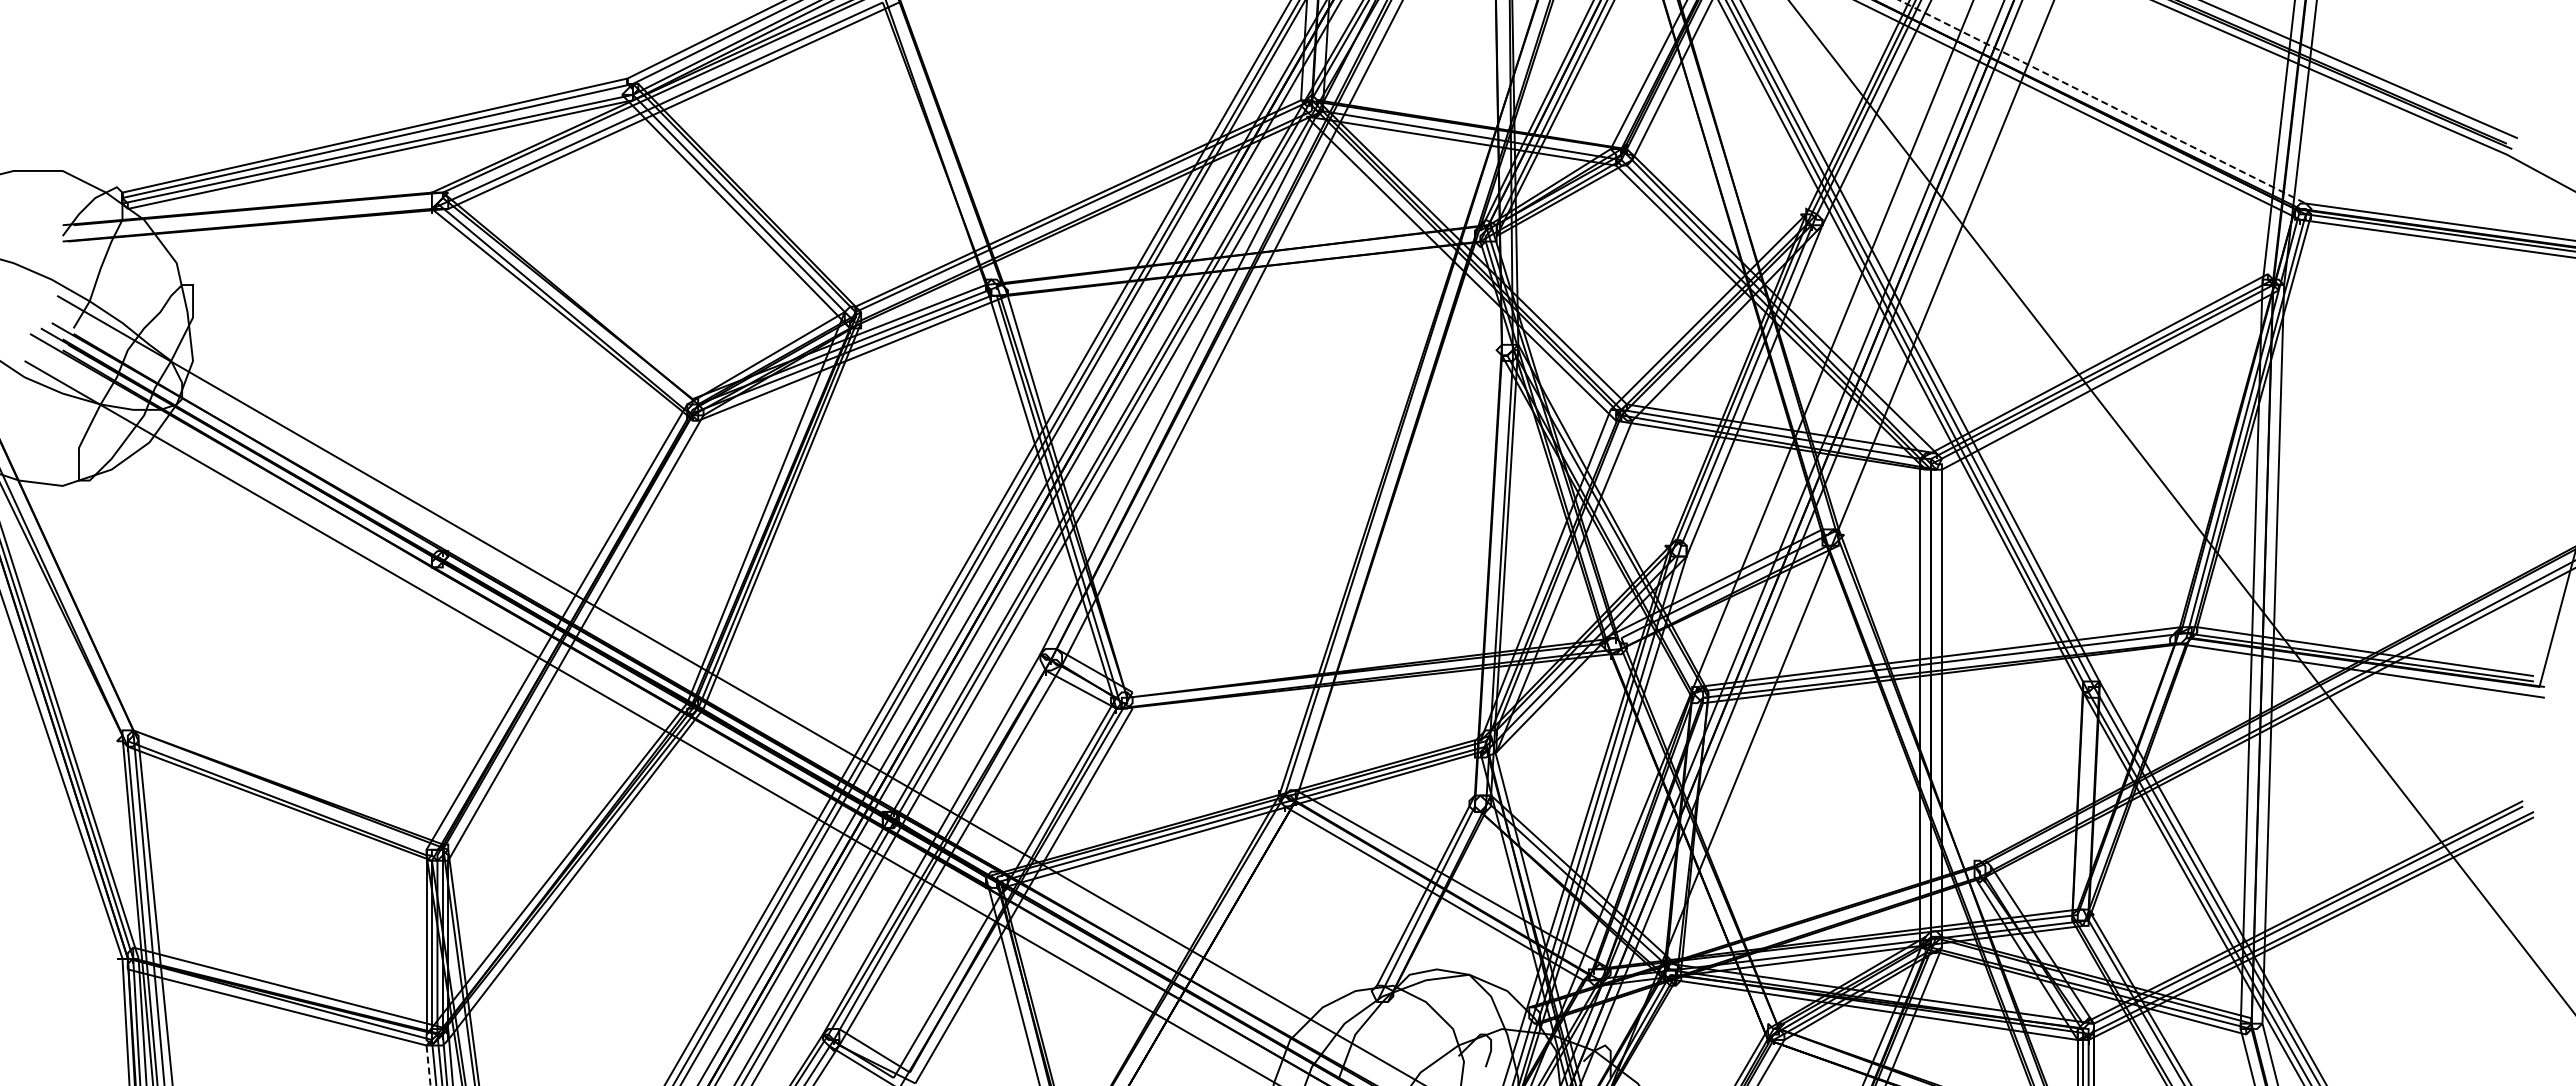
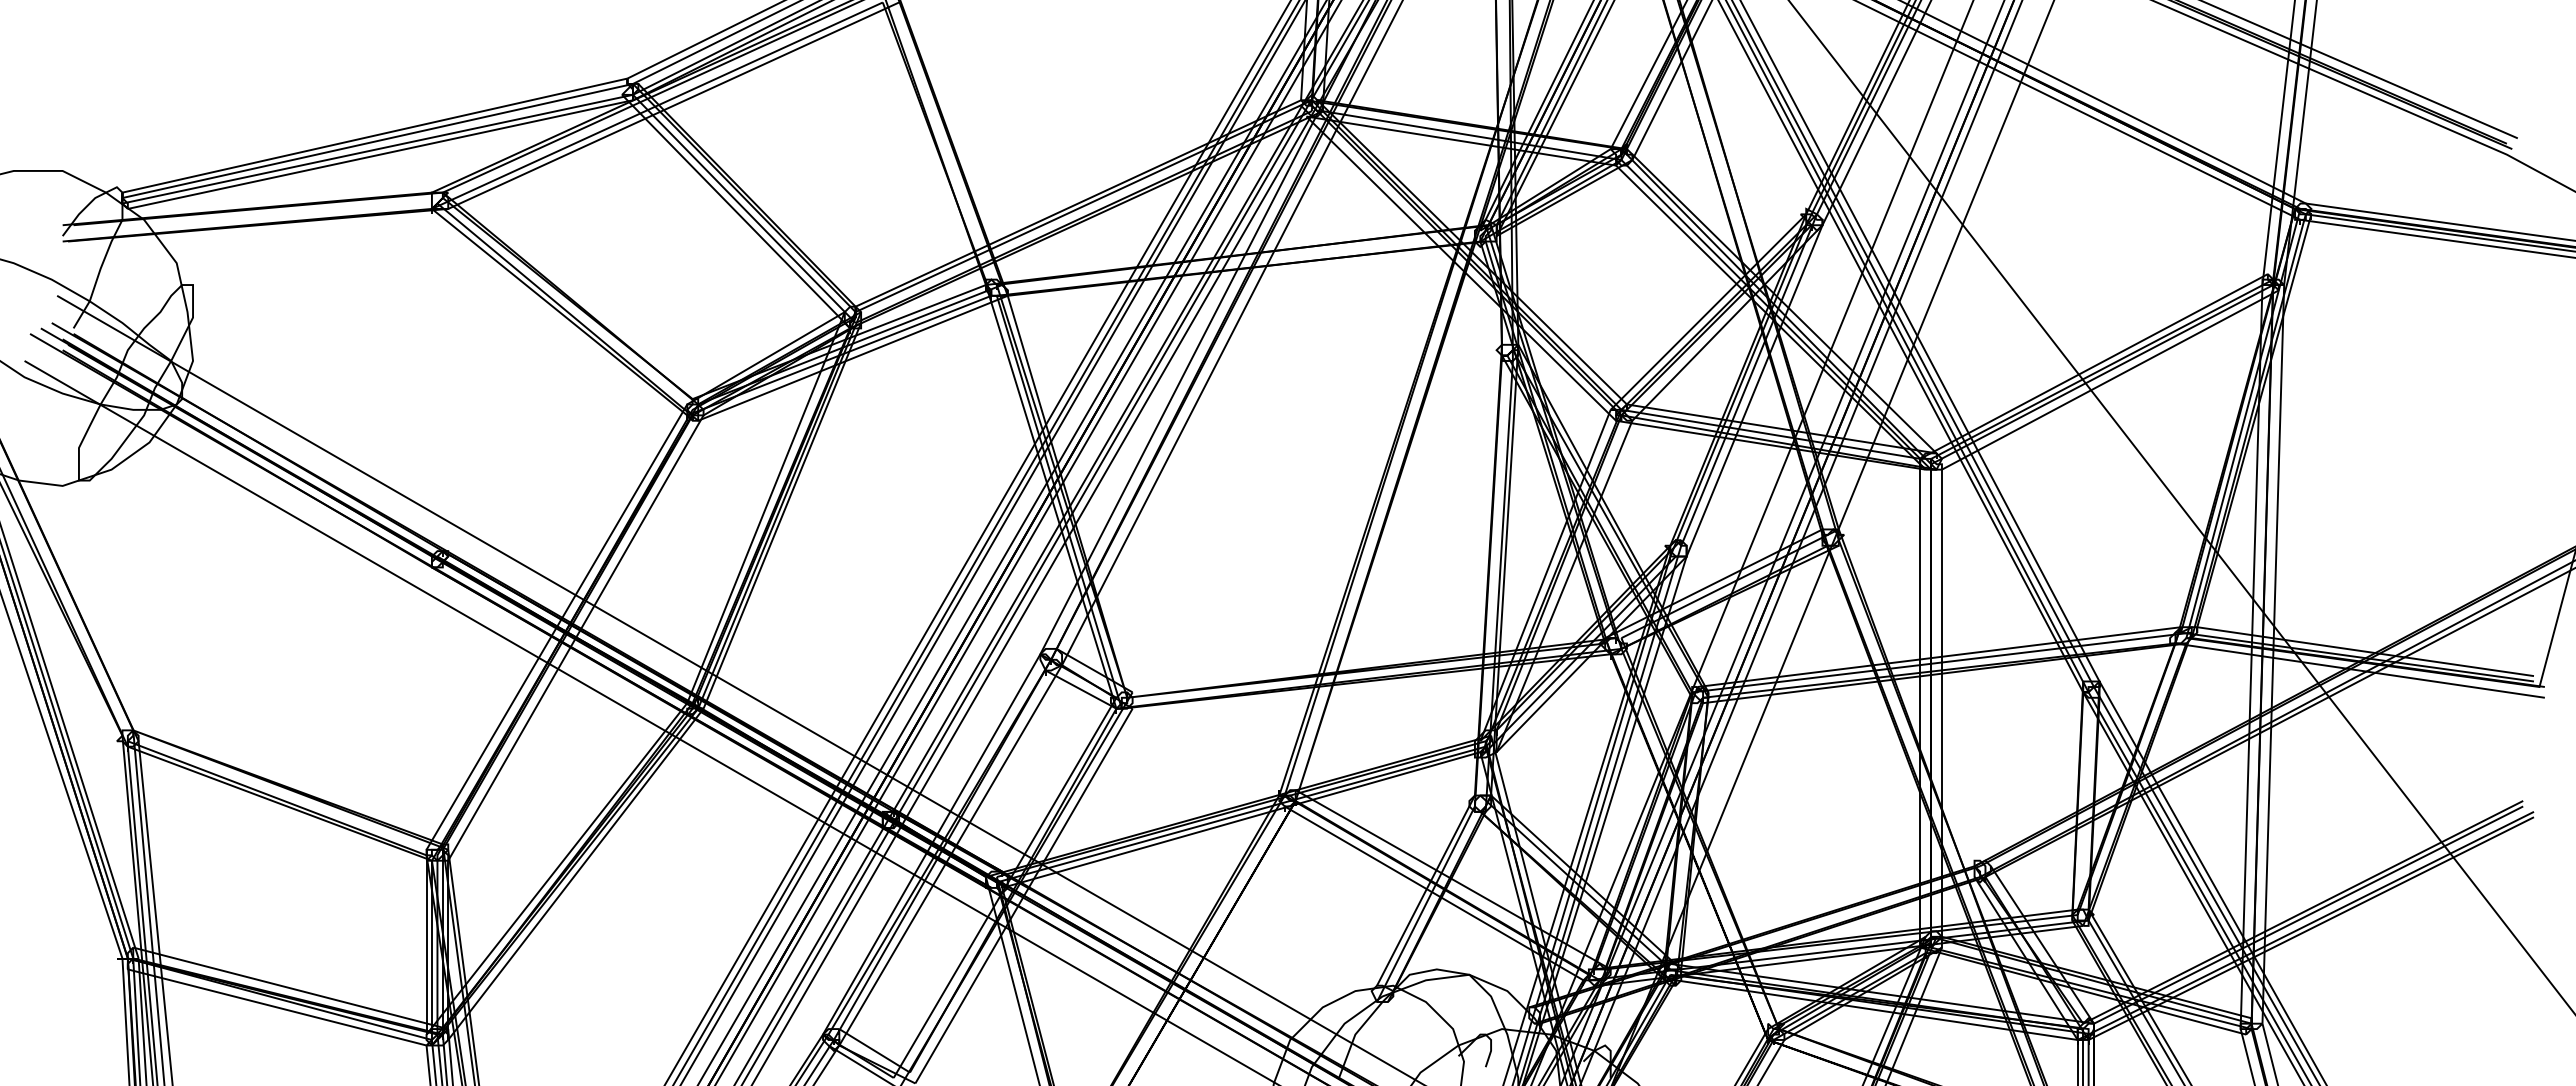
line: dashed -> solid (2102, 102)
line: dashed -> solid (428, 1065)
